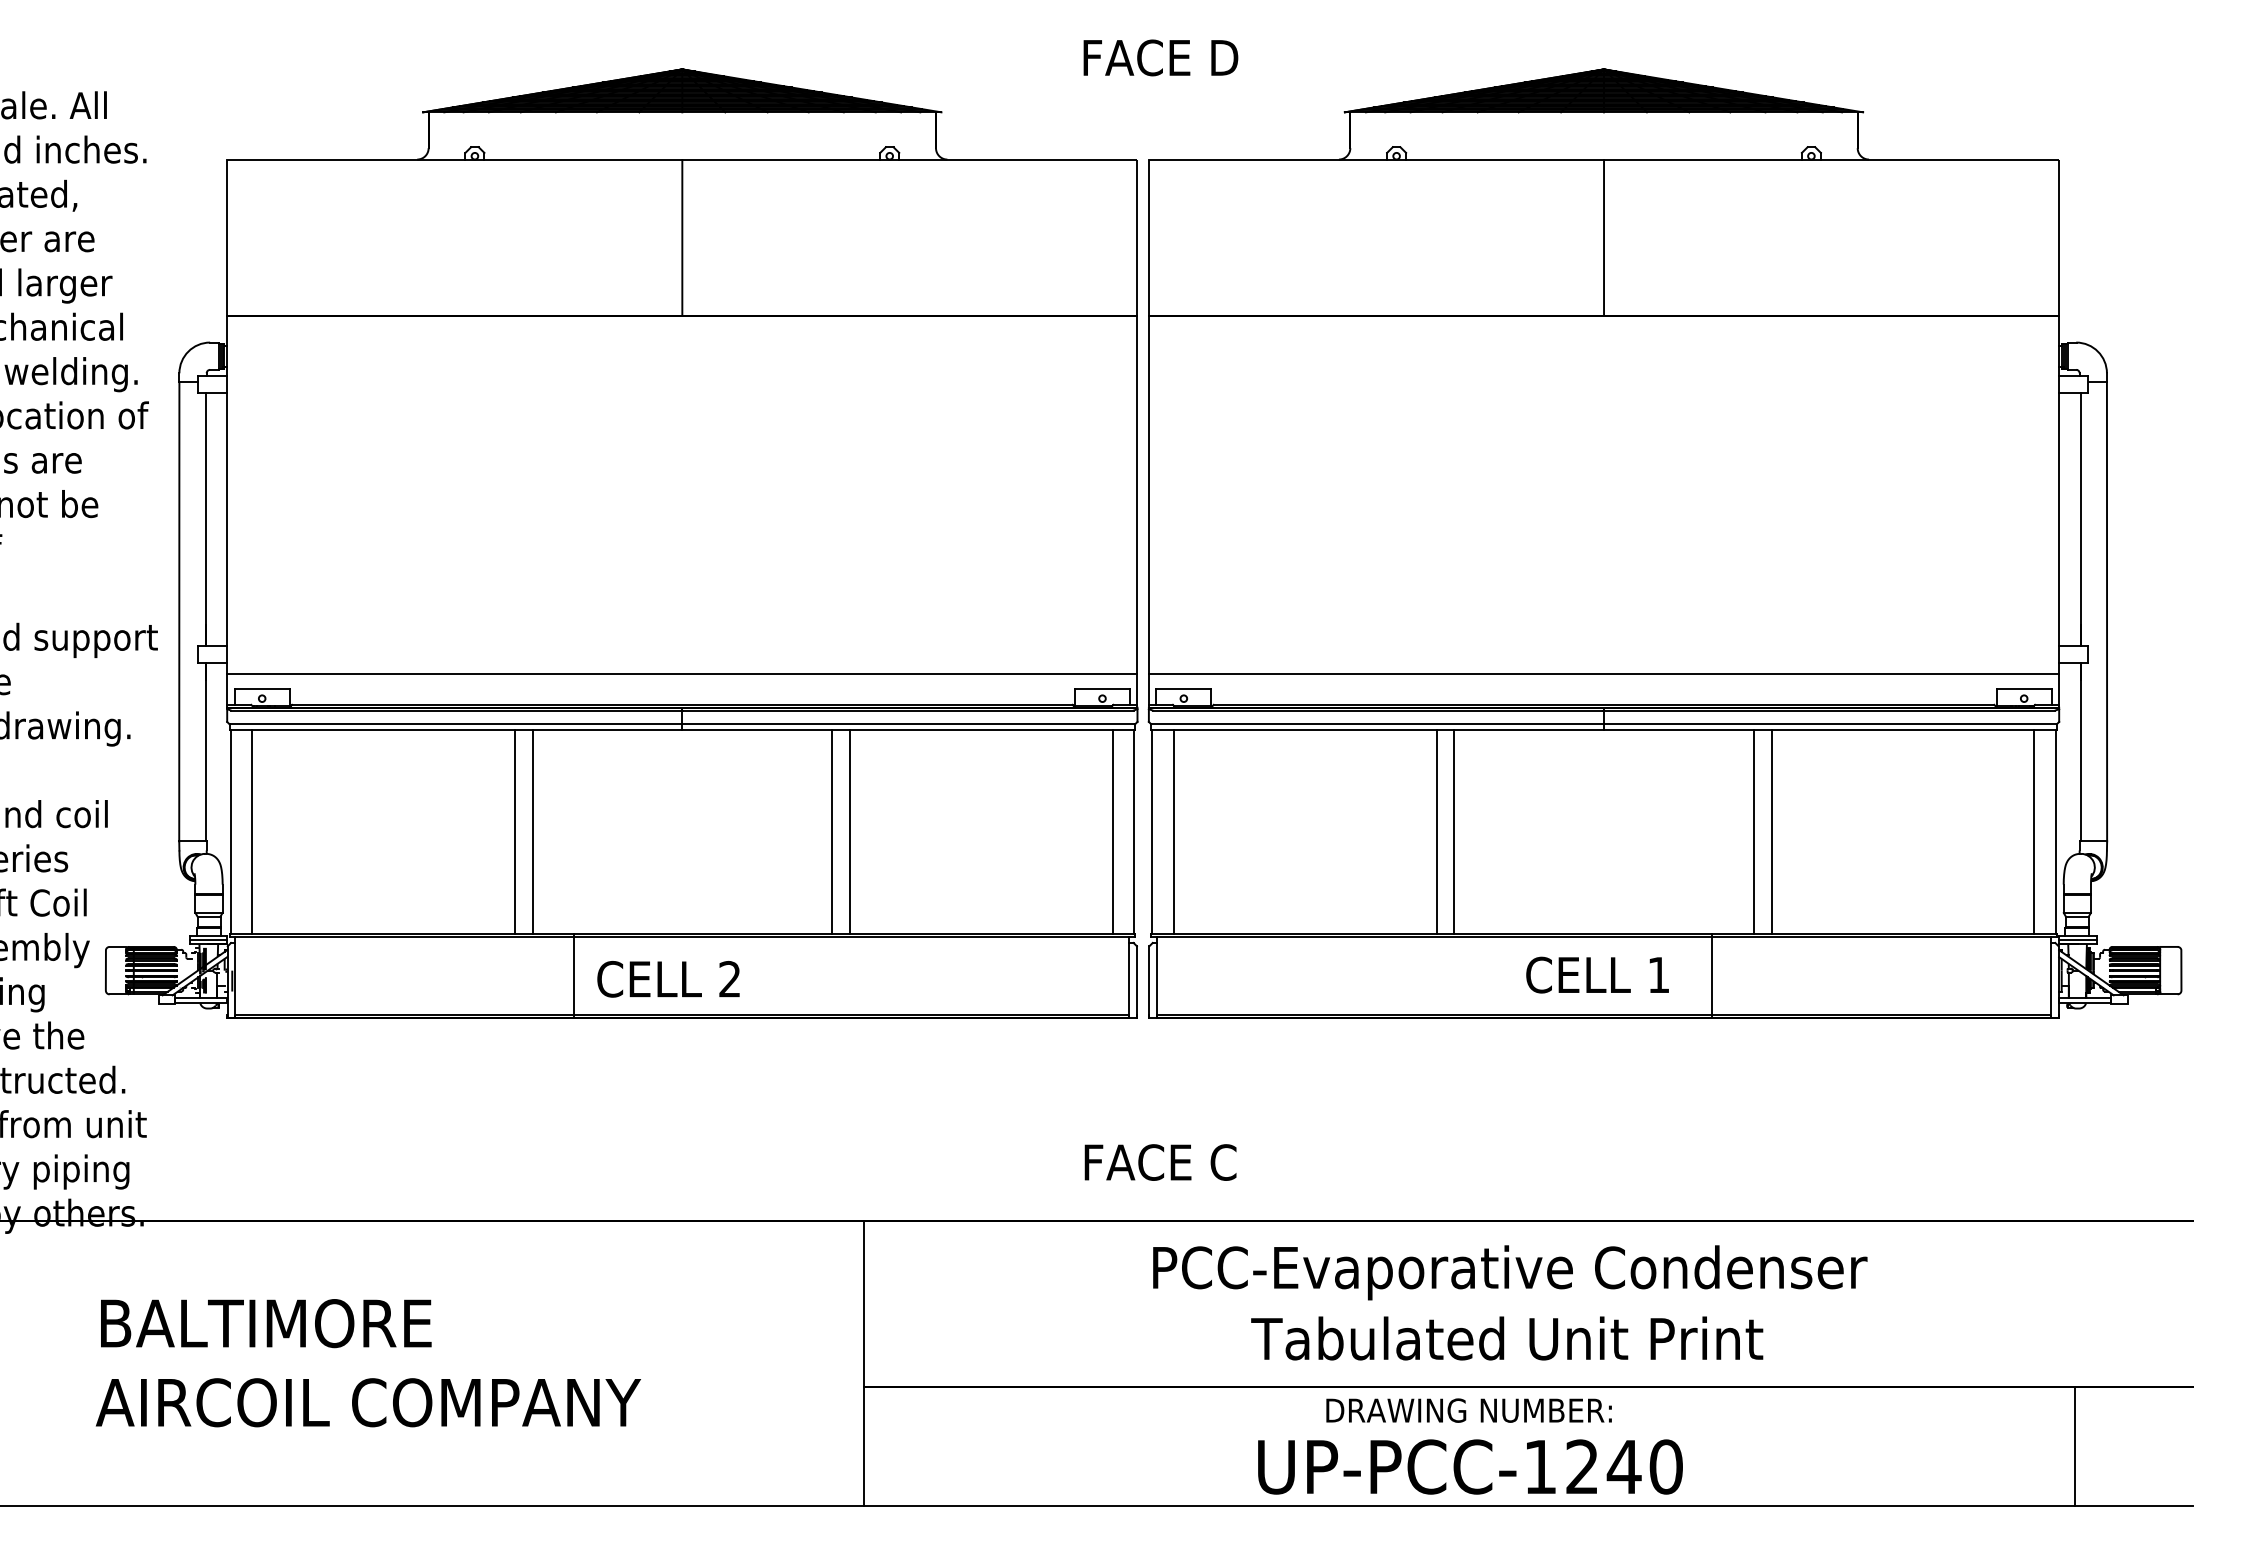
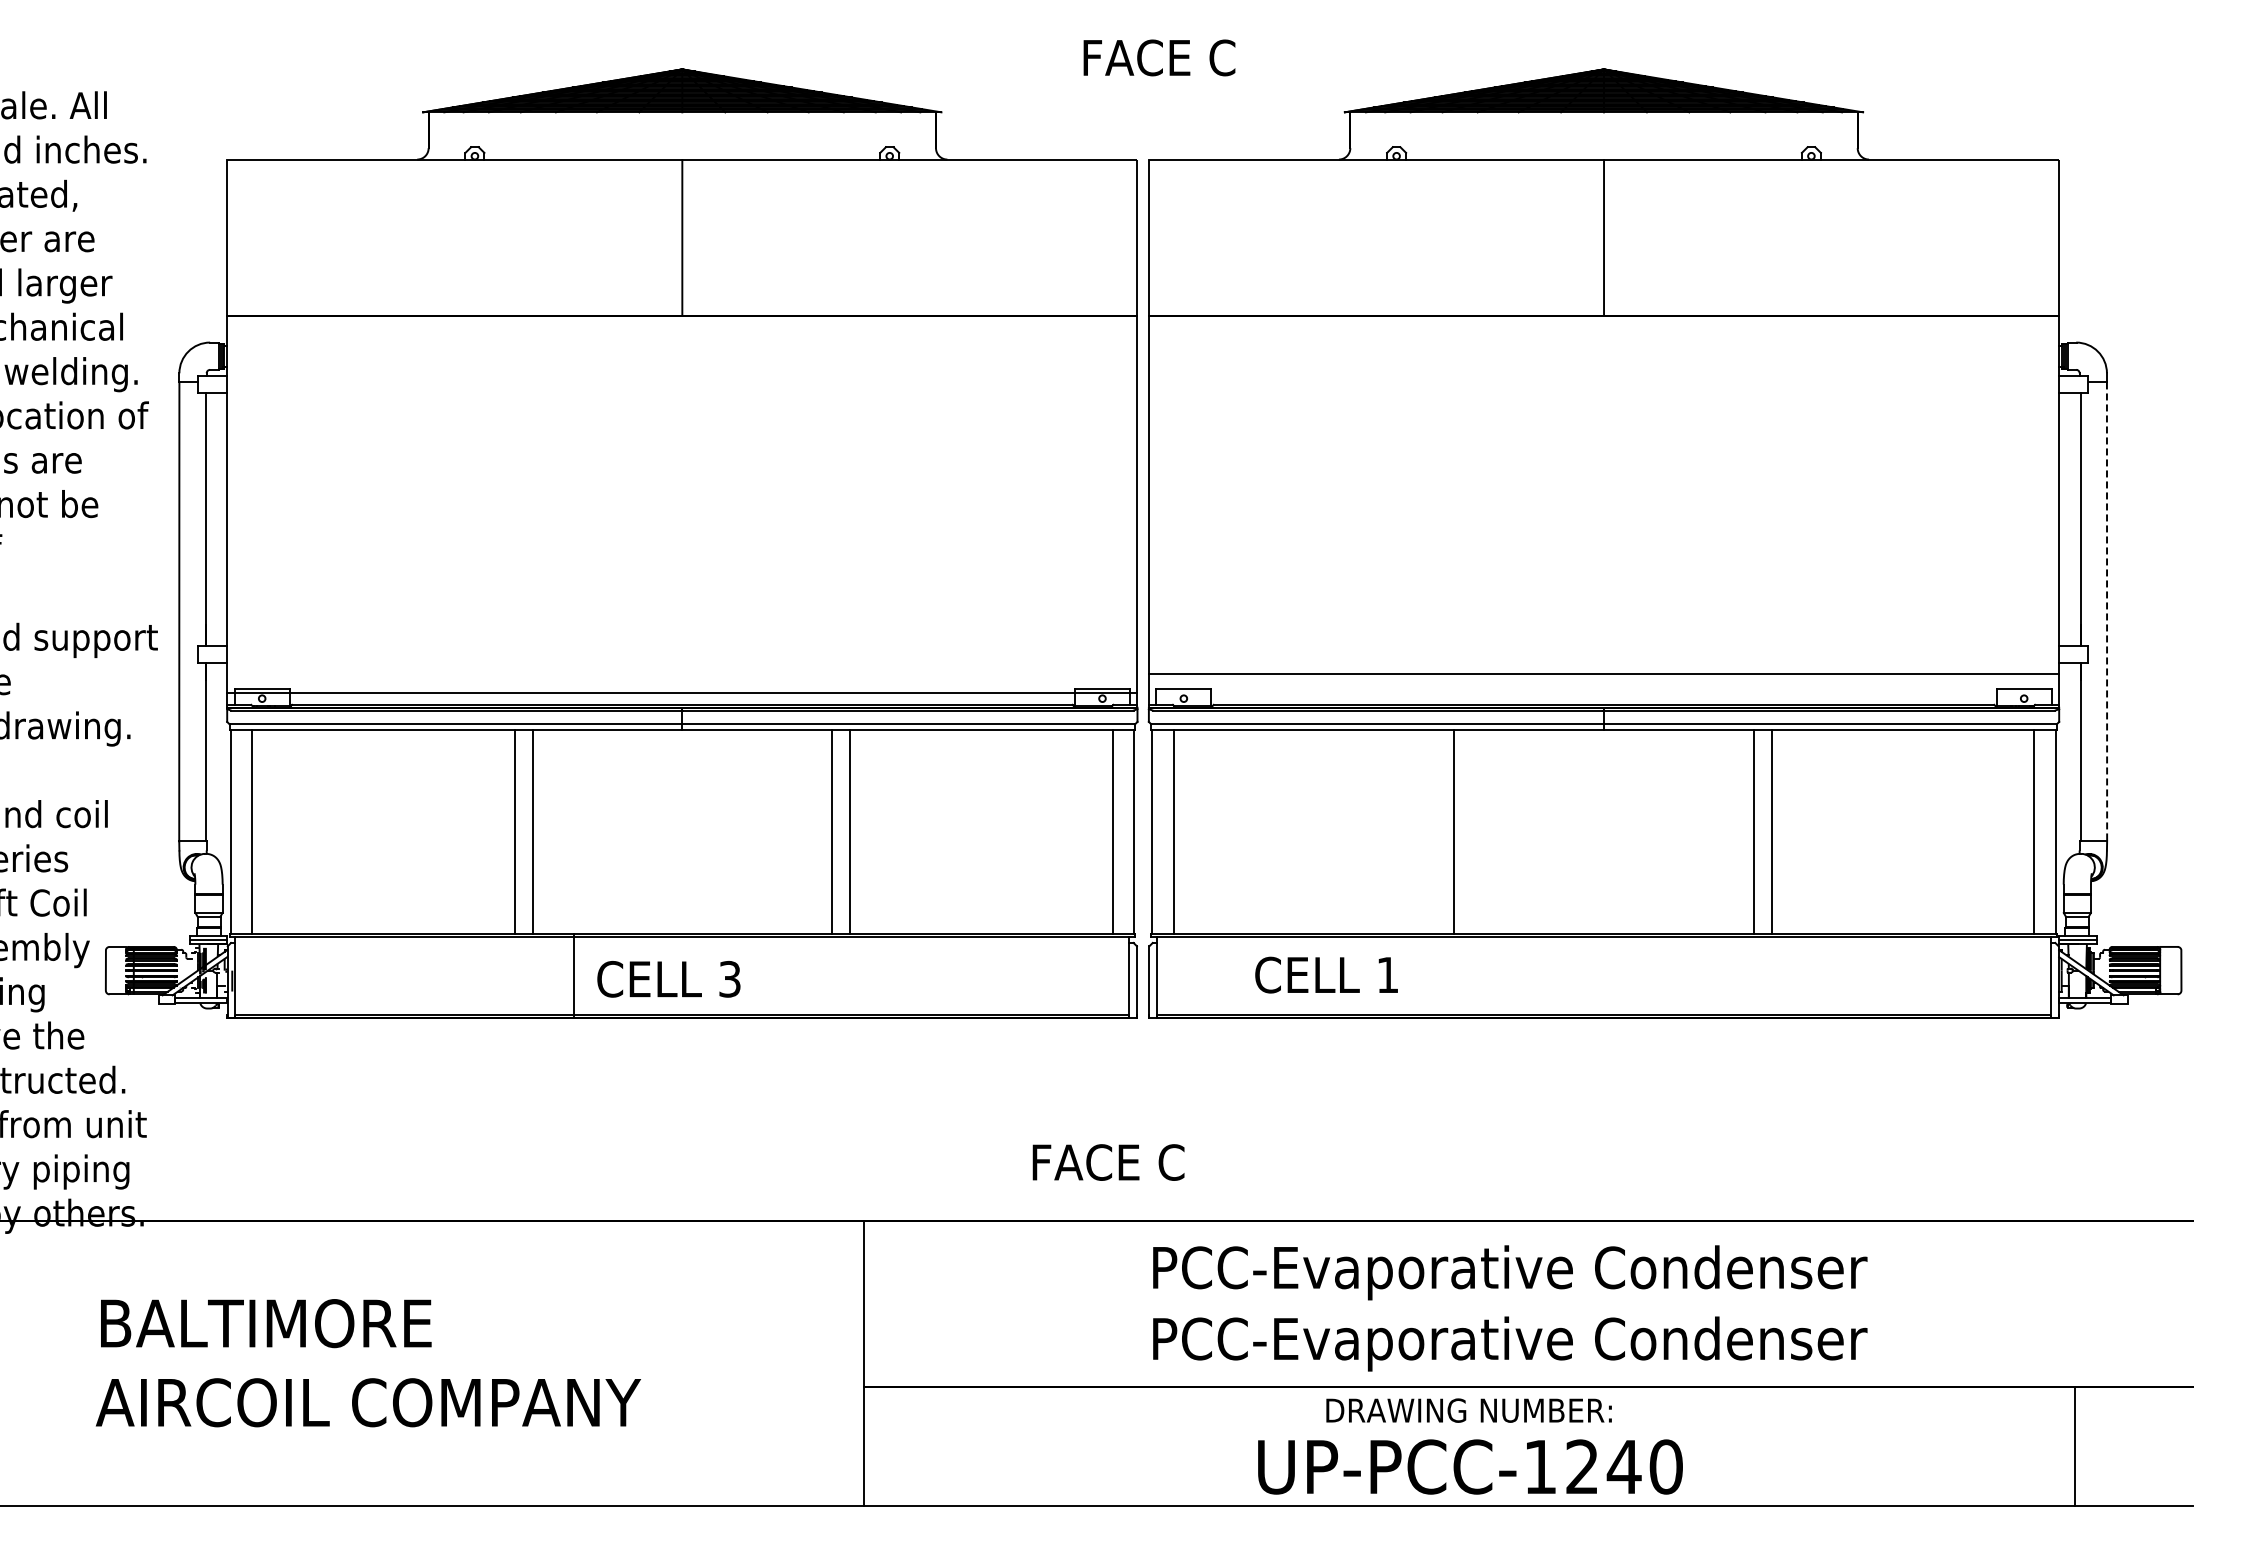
text: FACE D -> FACE C (1223, 57)
line: solid -> dashed (2107, 612)
line position: (682, 674) -> (682, 693) (682, 693)
line: present -> none (1436, 831)
text position: (1597, 974) -> (1326, 974) (1326, 974)
line: present -> none (1712, 975)
text: 2 -> 3 (729, 979)
text position: (1160, 1162) -> (1108, 1162) (1108, 1162)
text: Tabulated Unit Print -> PCC-Evaporative Condenser (1510, 1343)
